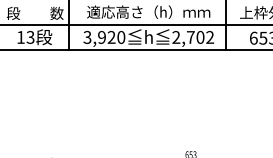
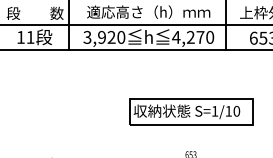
text: 13 -> 11 (30, 36)
text: 2,702 -> 4,270 (193, 36)
part: none -> present (191, 111)
